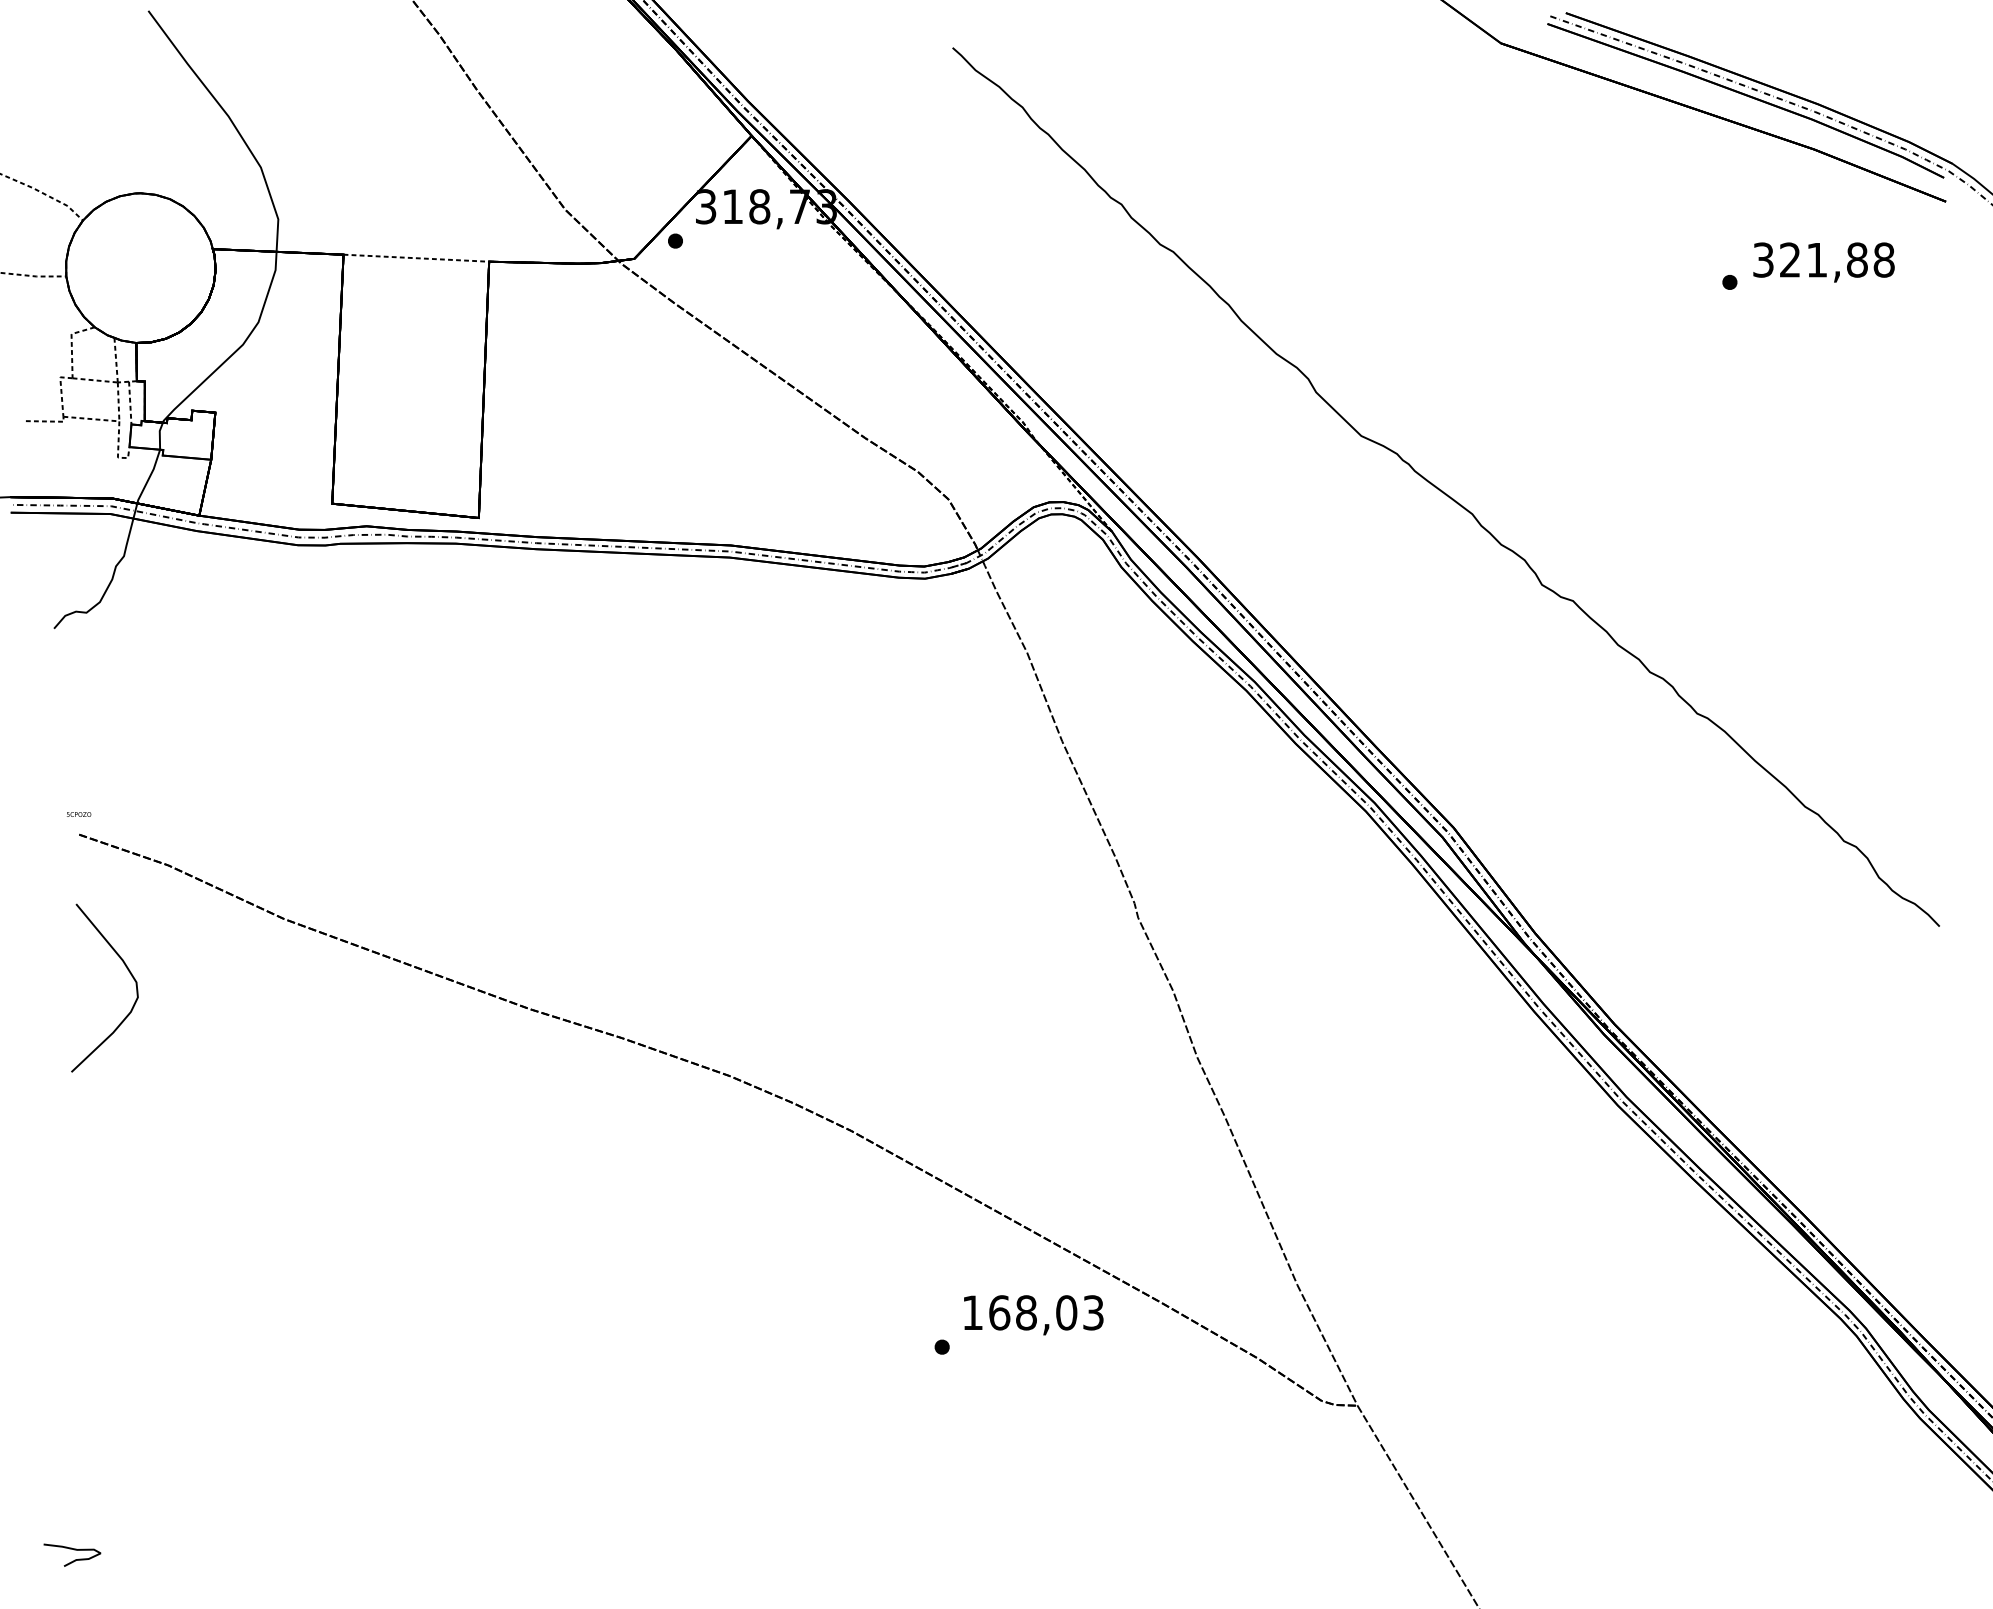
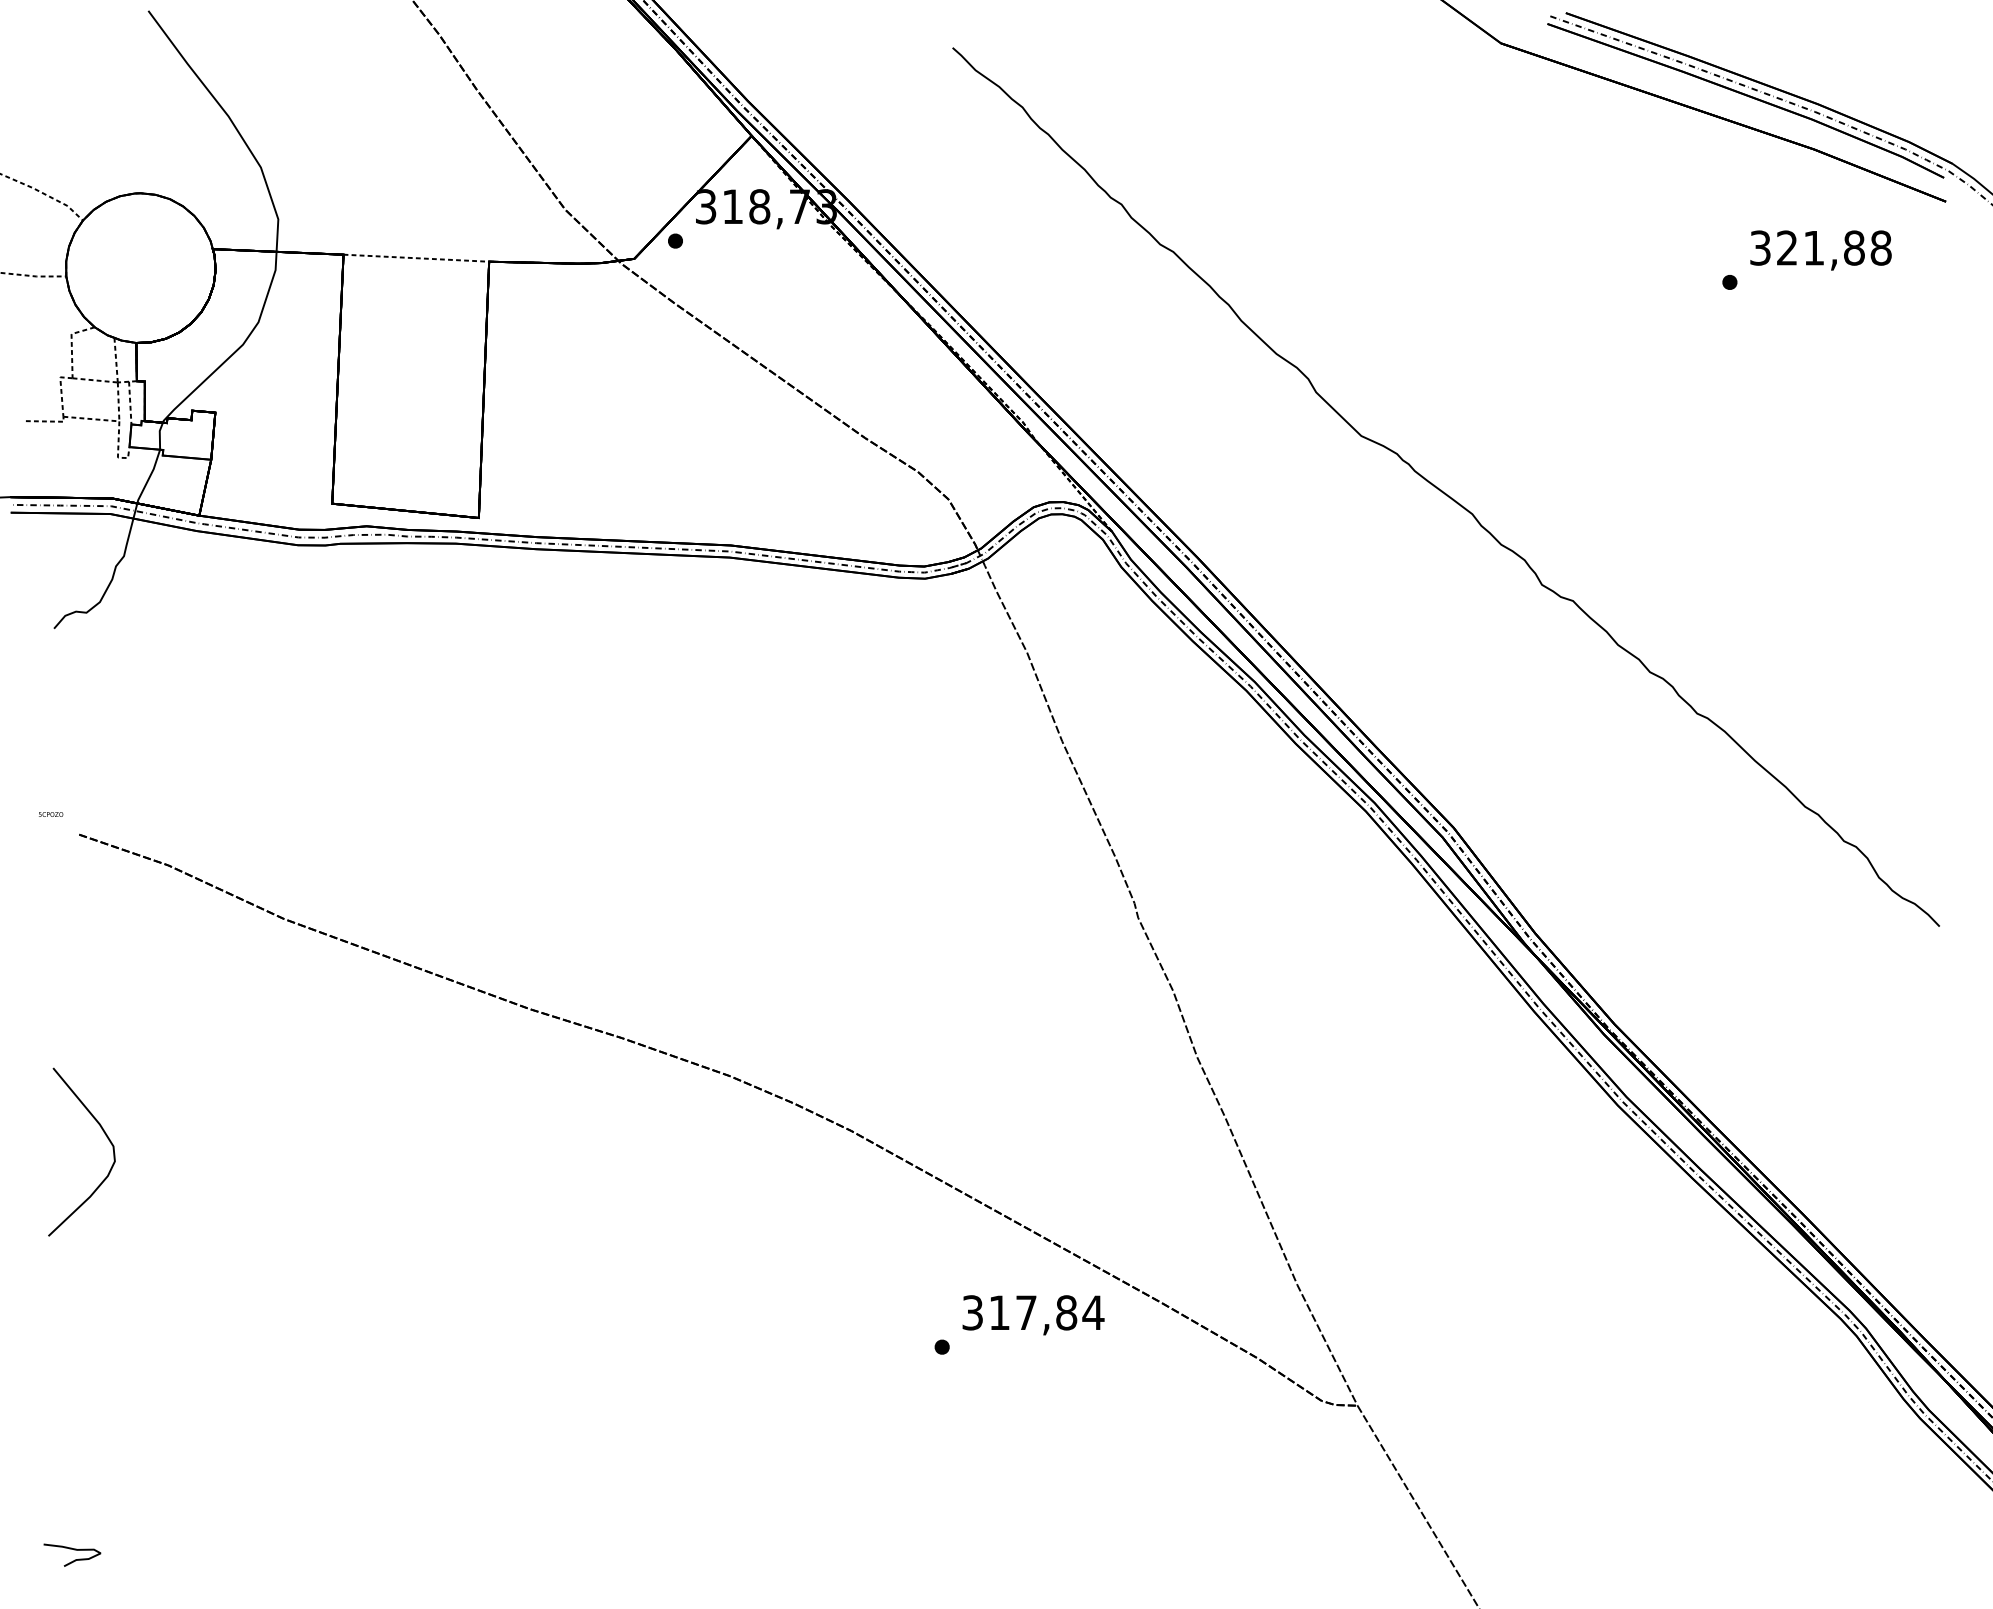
text position: (1823, 262) -> (1820, 250) (1820, 250)
text position: (79, 814) -> (51, 814) (51, 814)
curve position: (129, 973) -> (106, 1137) (106, 1137)
text: 168,03 -> 317,84 (1033, 1312)
